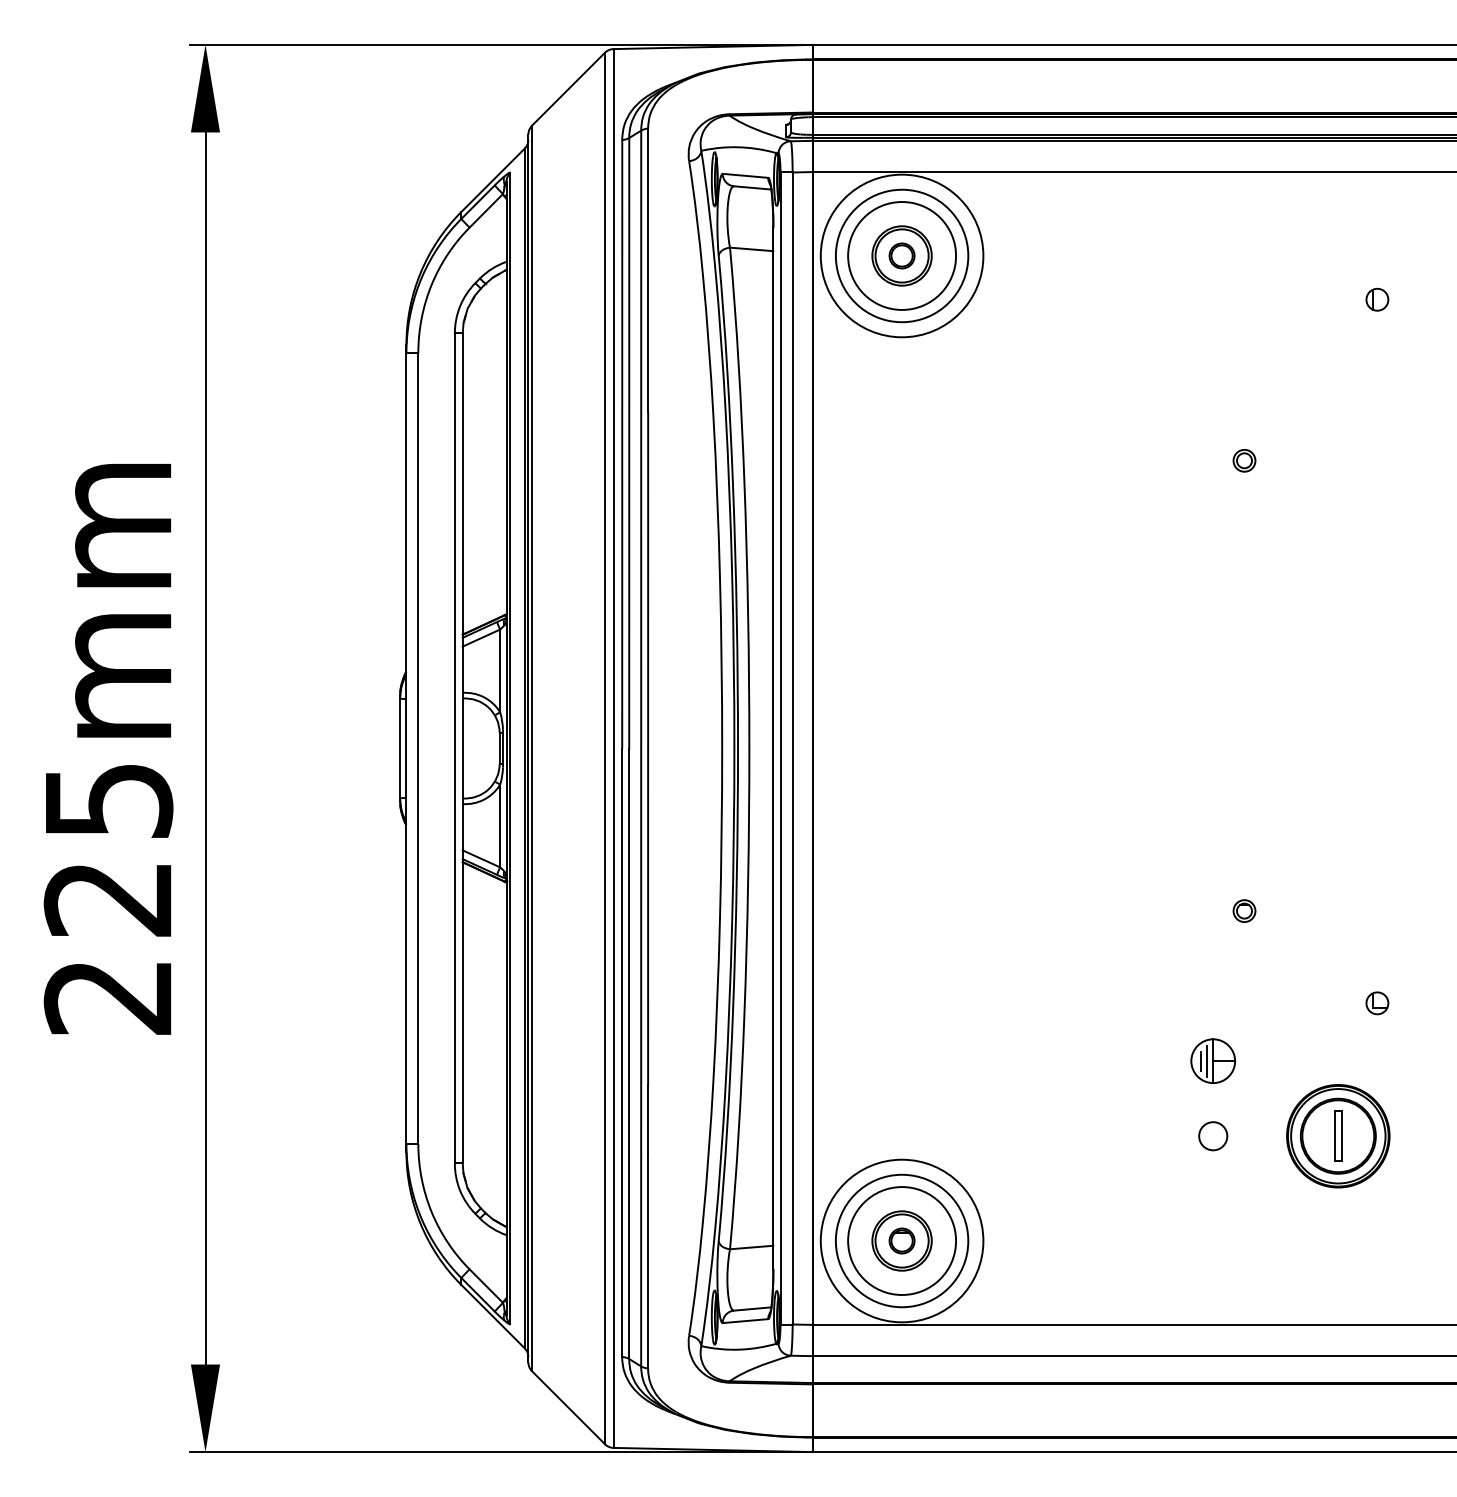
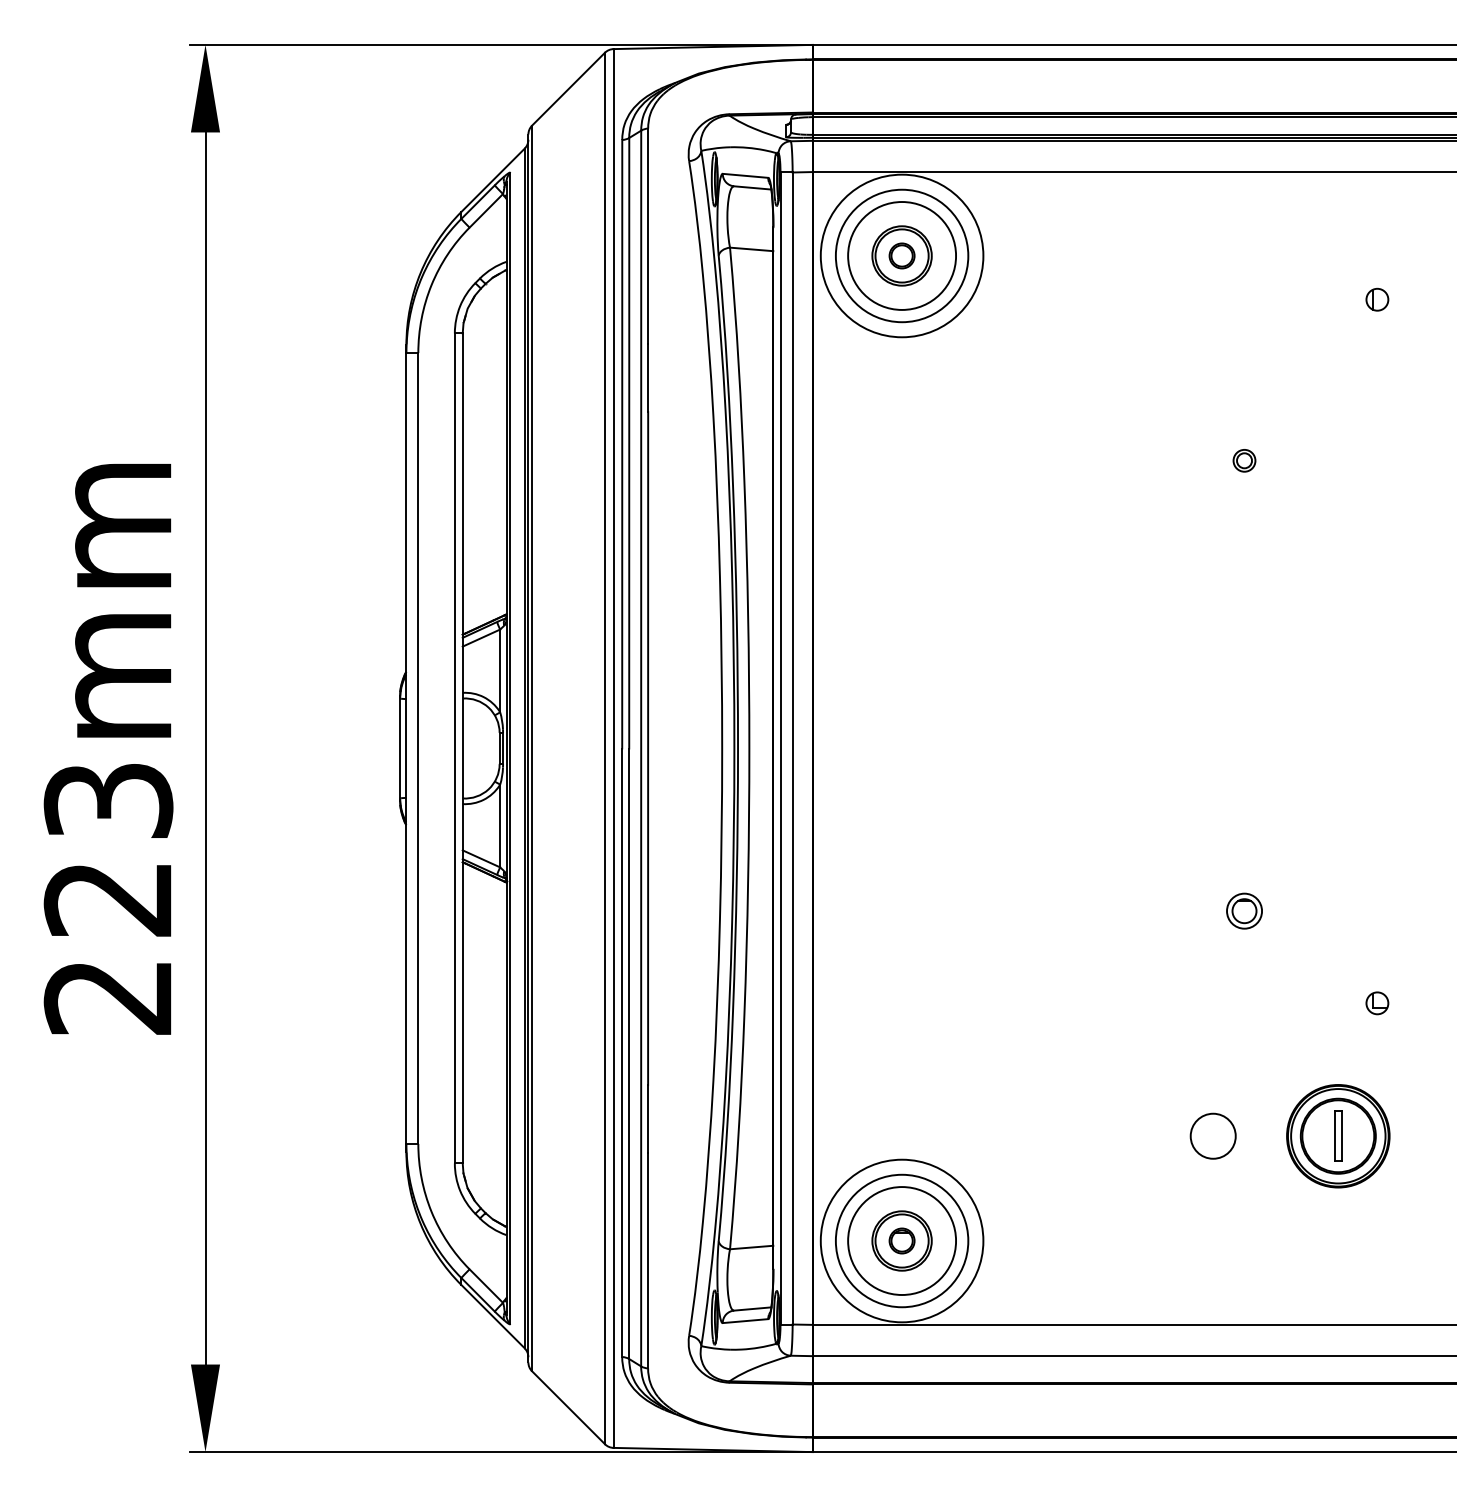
text: 225mm -> 223mm (108, 800)
part size: 25x24 px -> 37x38 px (1244, 910)
part: present -> none (1212, 1060)
circle diameter: 28 px -> 45 px (1212, 1135)
